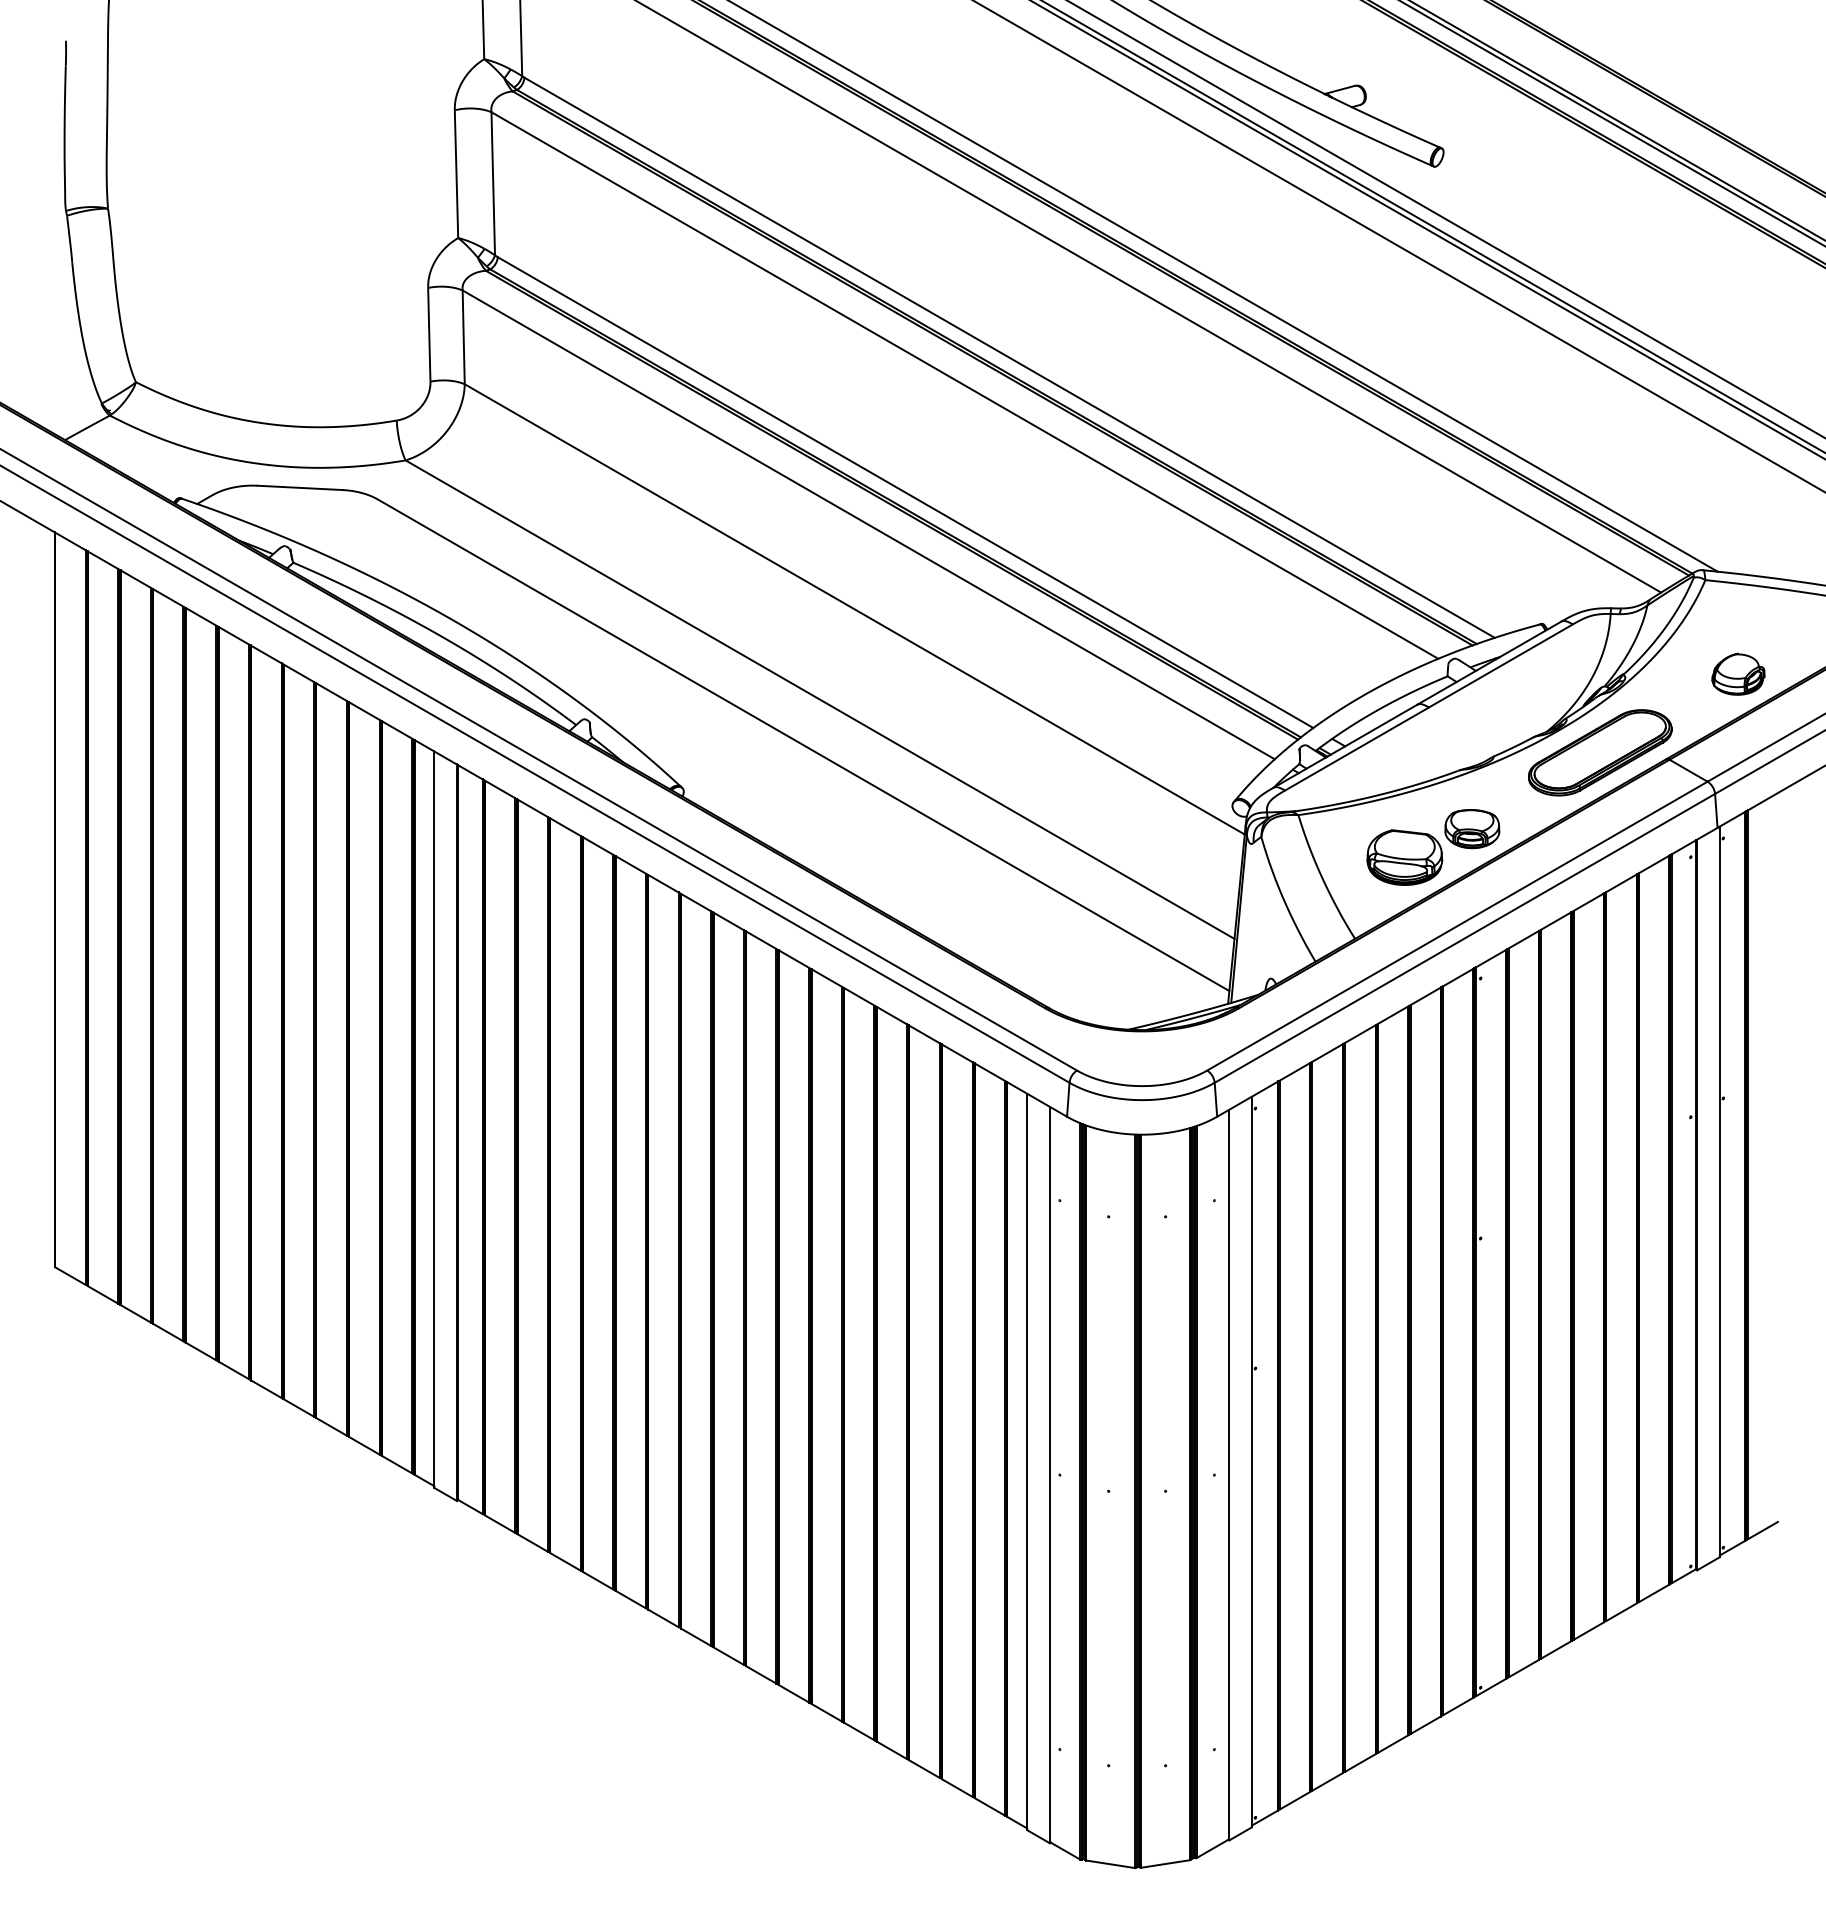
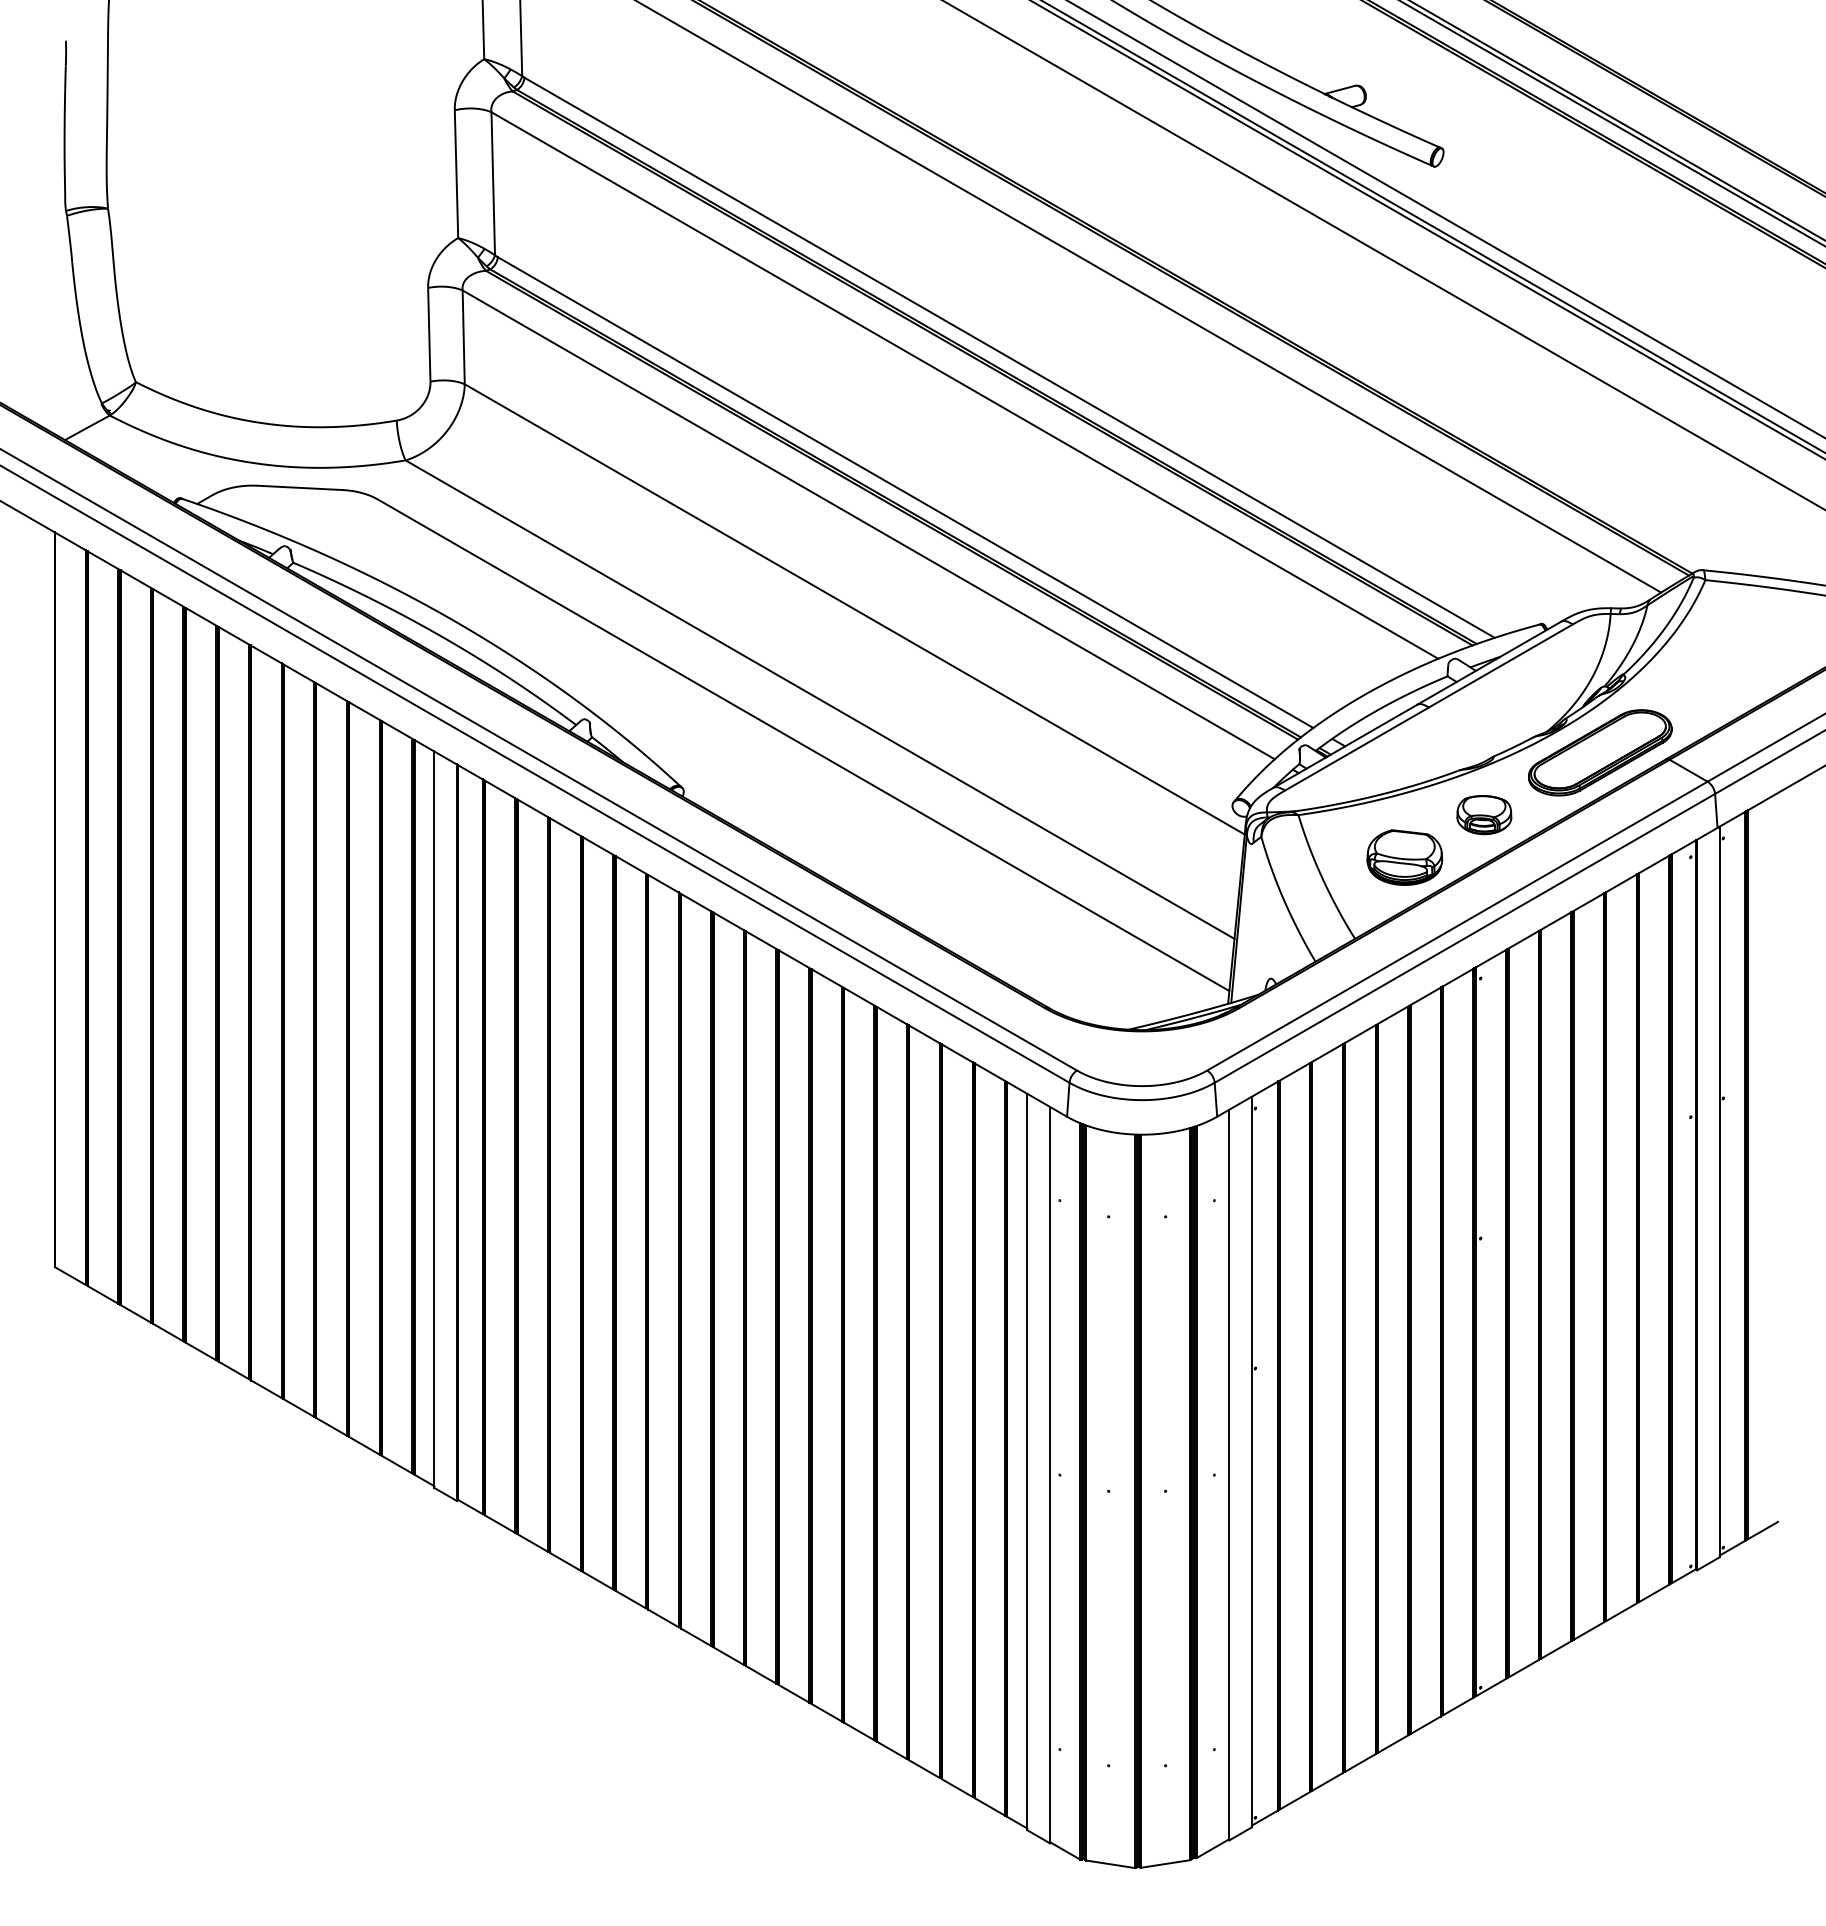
line position: (1399, 246) -> (1383, 255) (1383, 255)
line: present -> none (1224, 286)
part: present -> none (1738, 673)
part position: (1472, 829) -> (1484, 815) (1484, 815)
